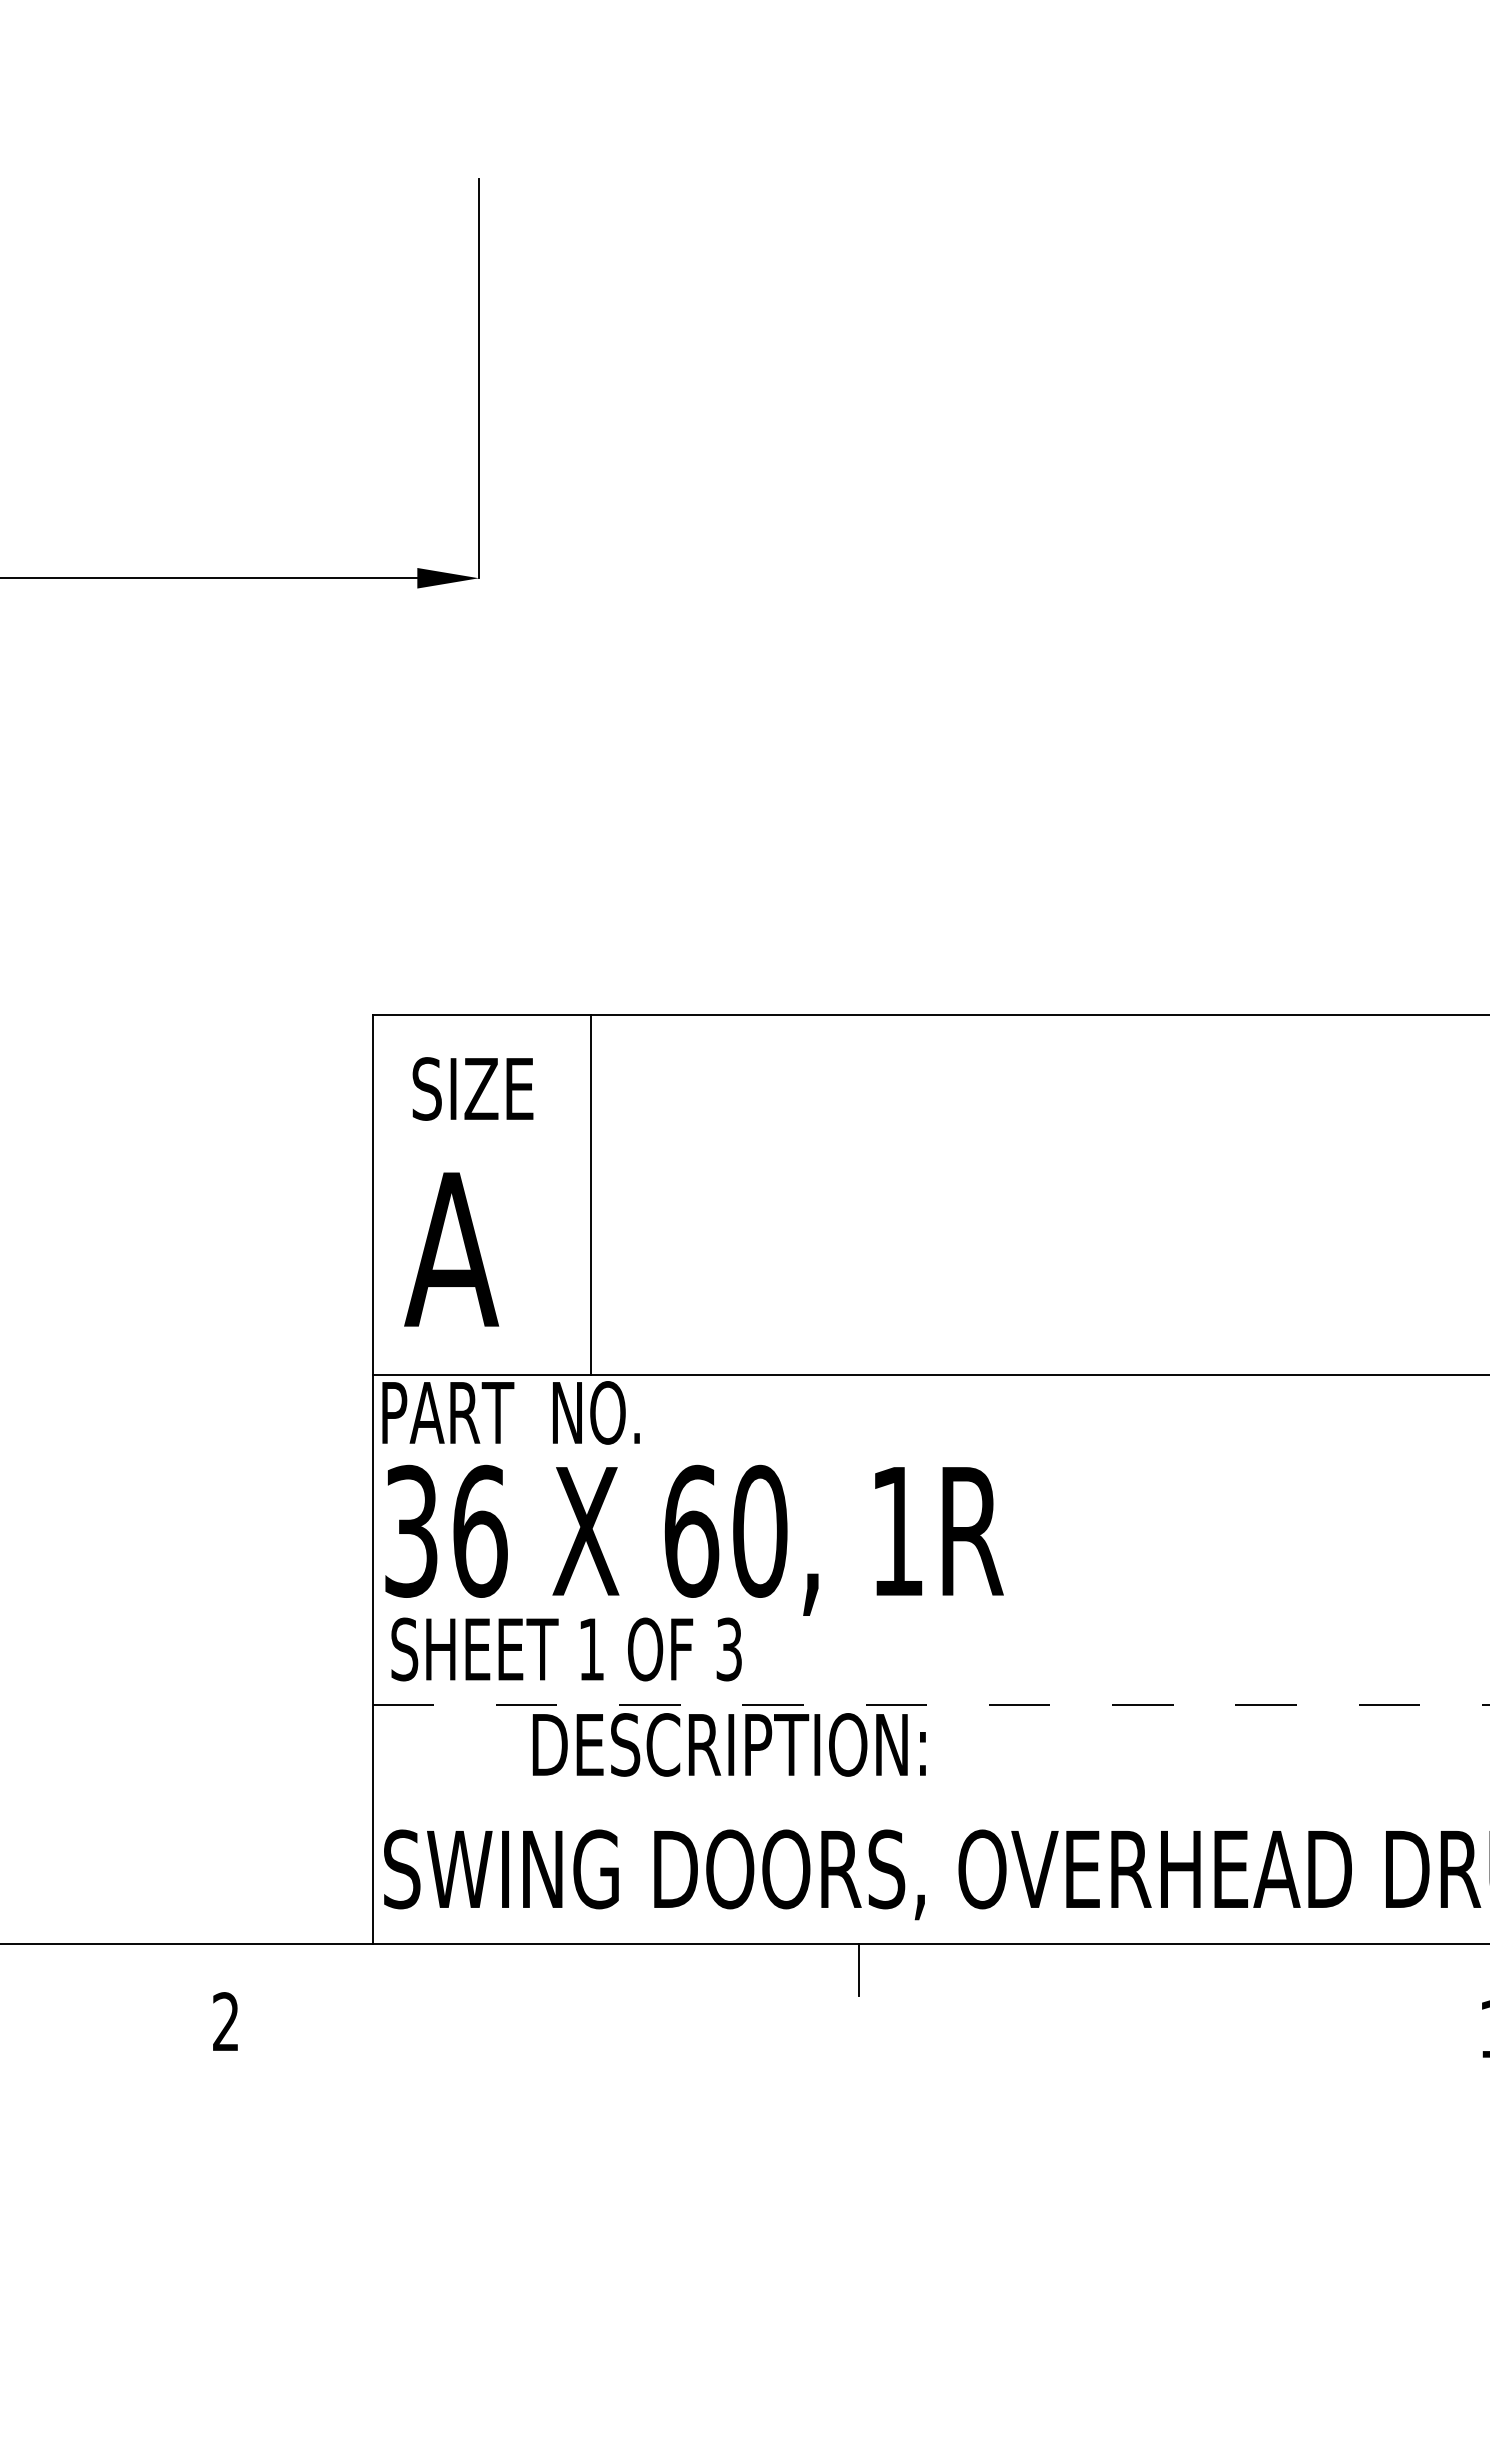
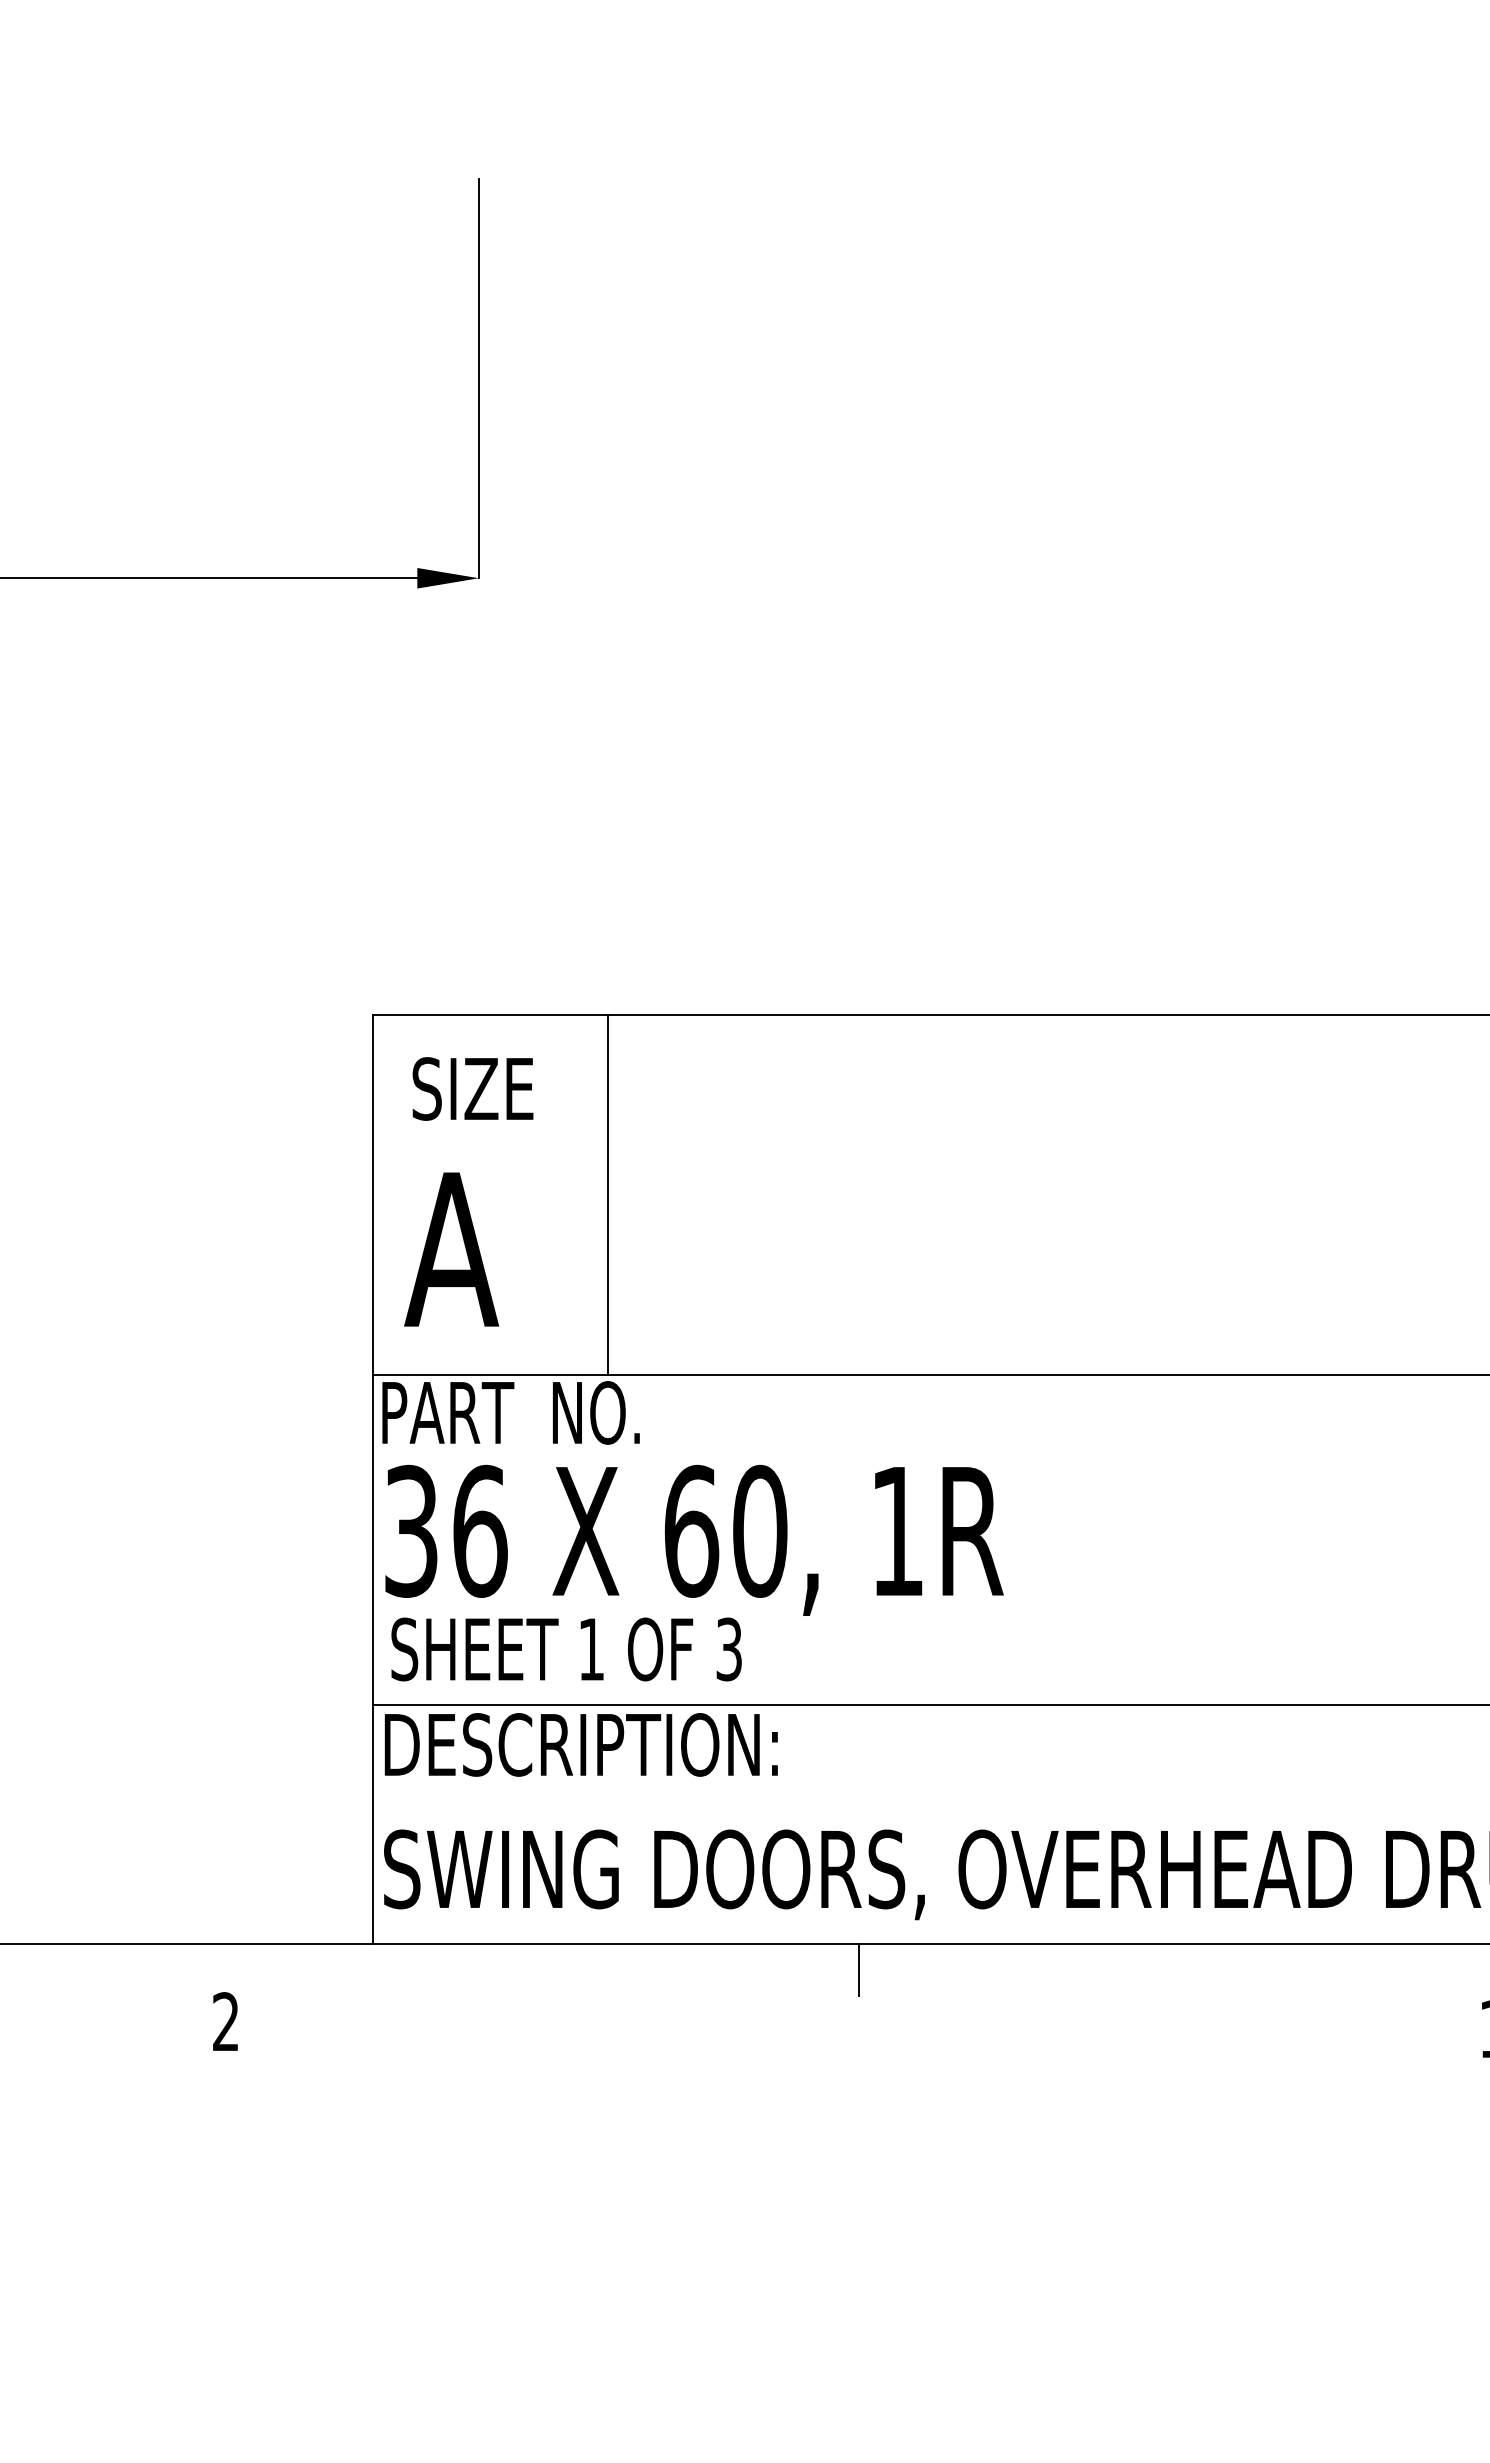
line position: (590, 1195) -> (607, 1195) (607, 1195)
line: dashed -> solid (931, 1704)
text position: (728, 1744) -> (580, 1744) (580, 1744)
